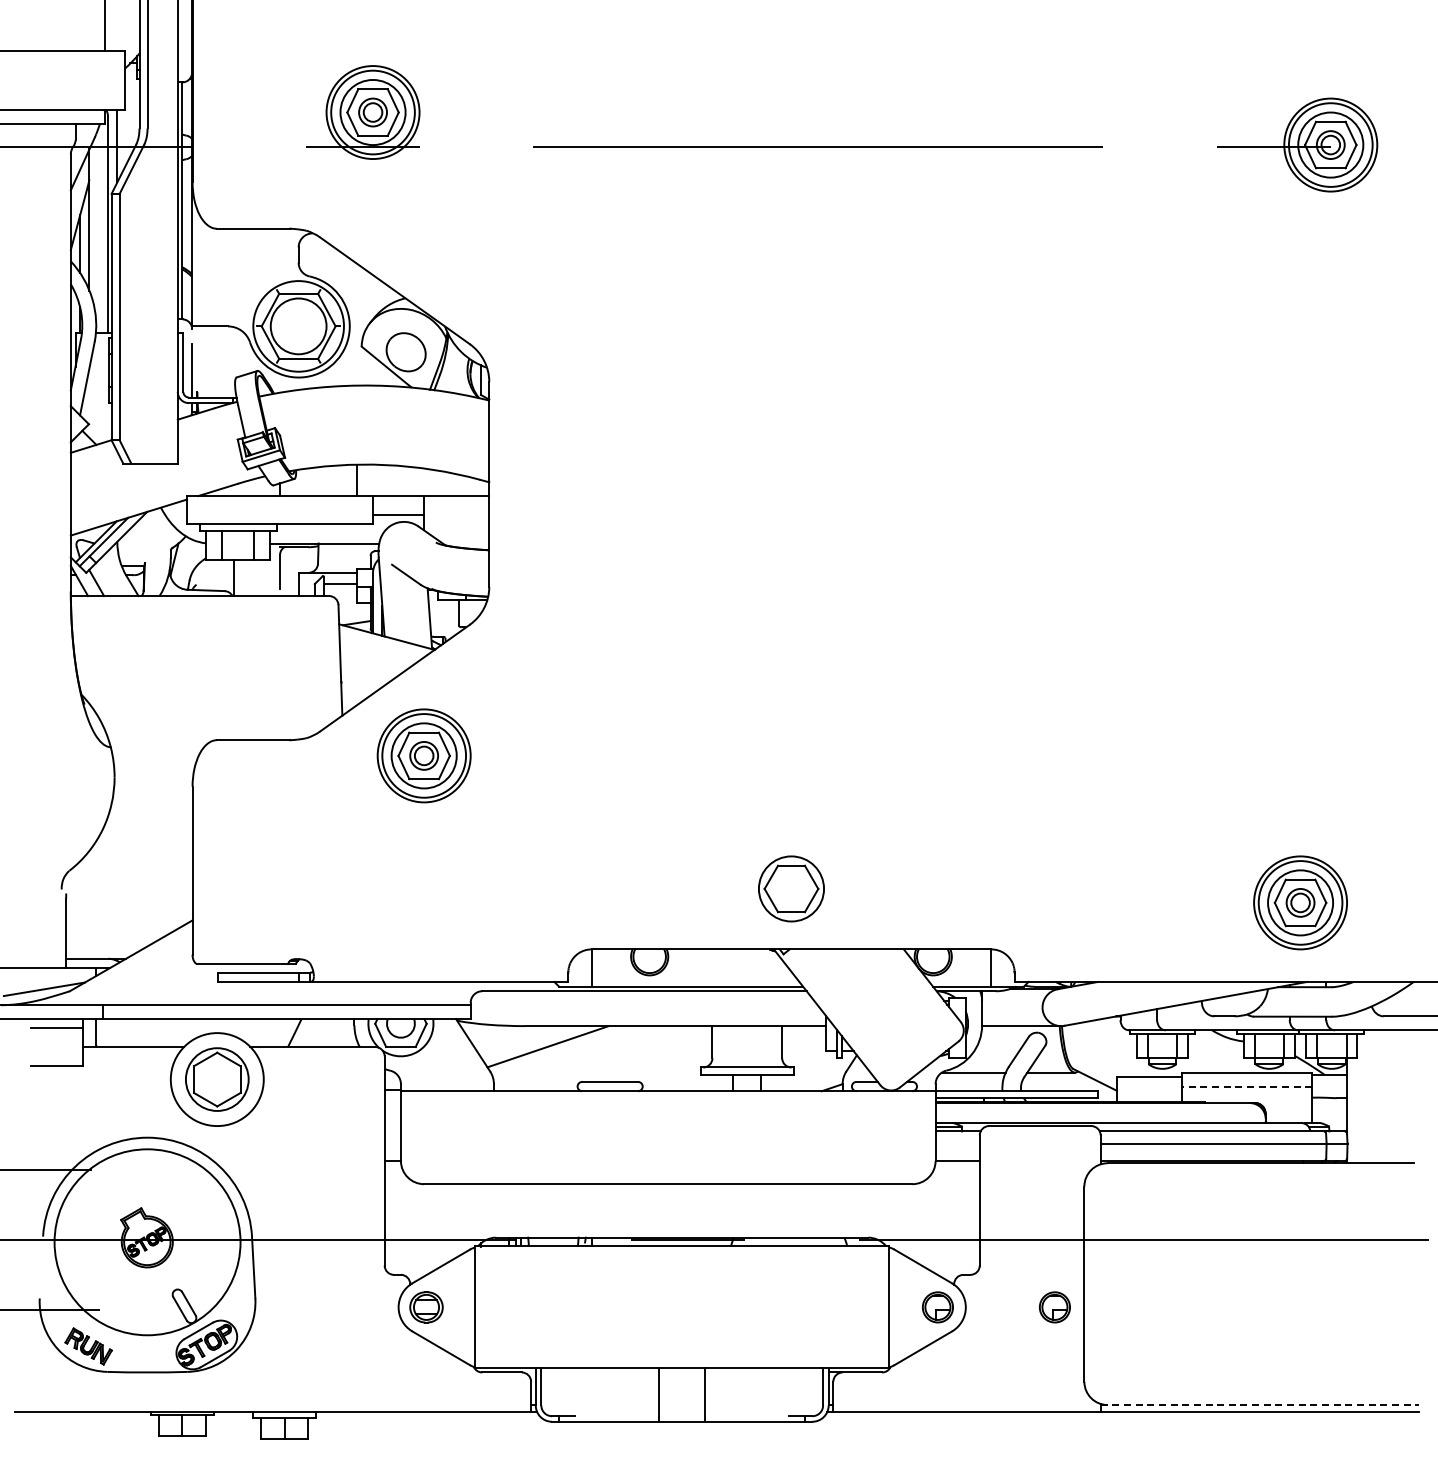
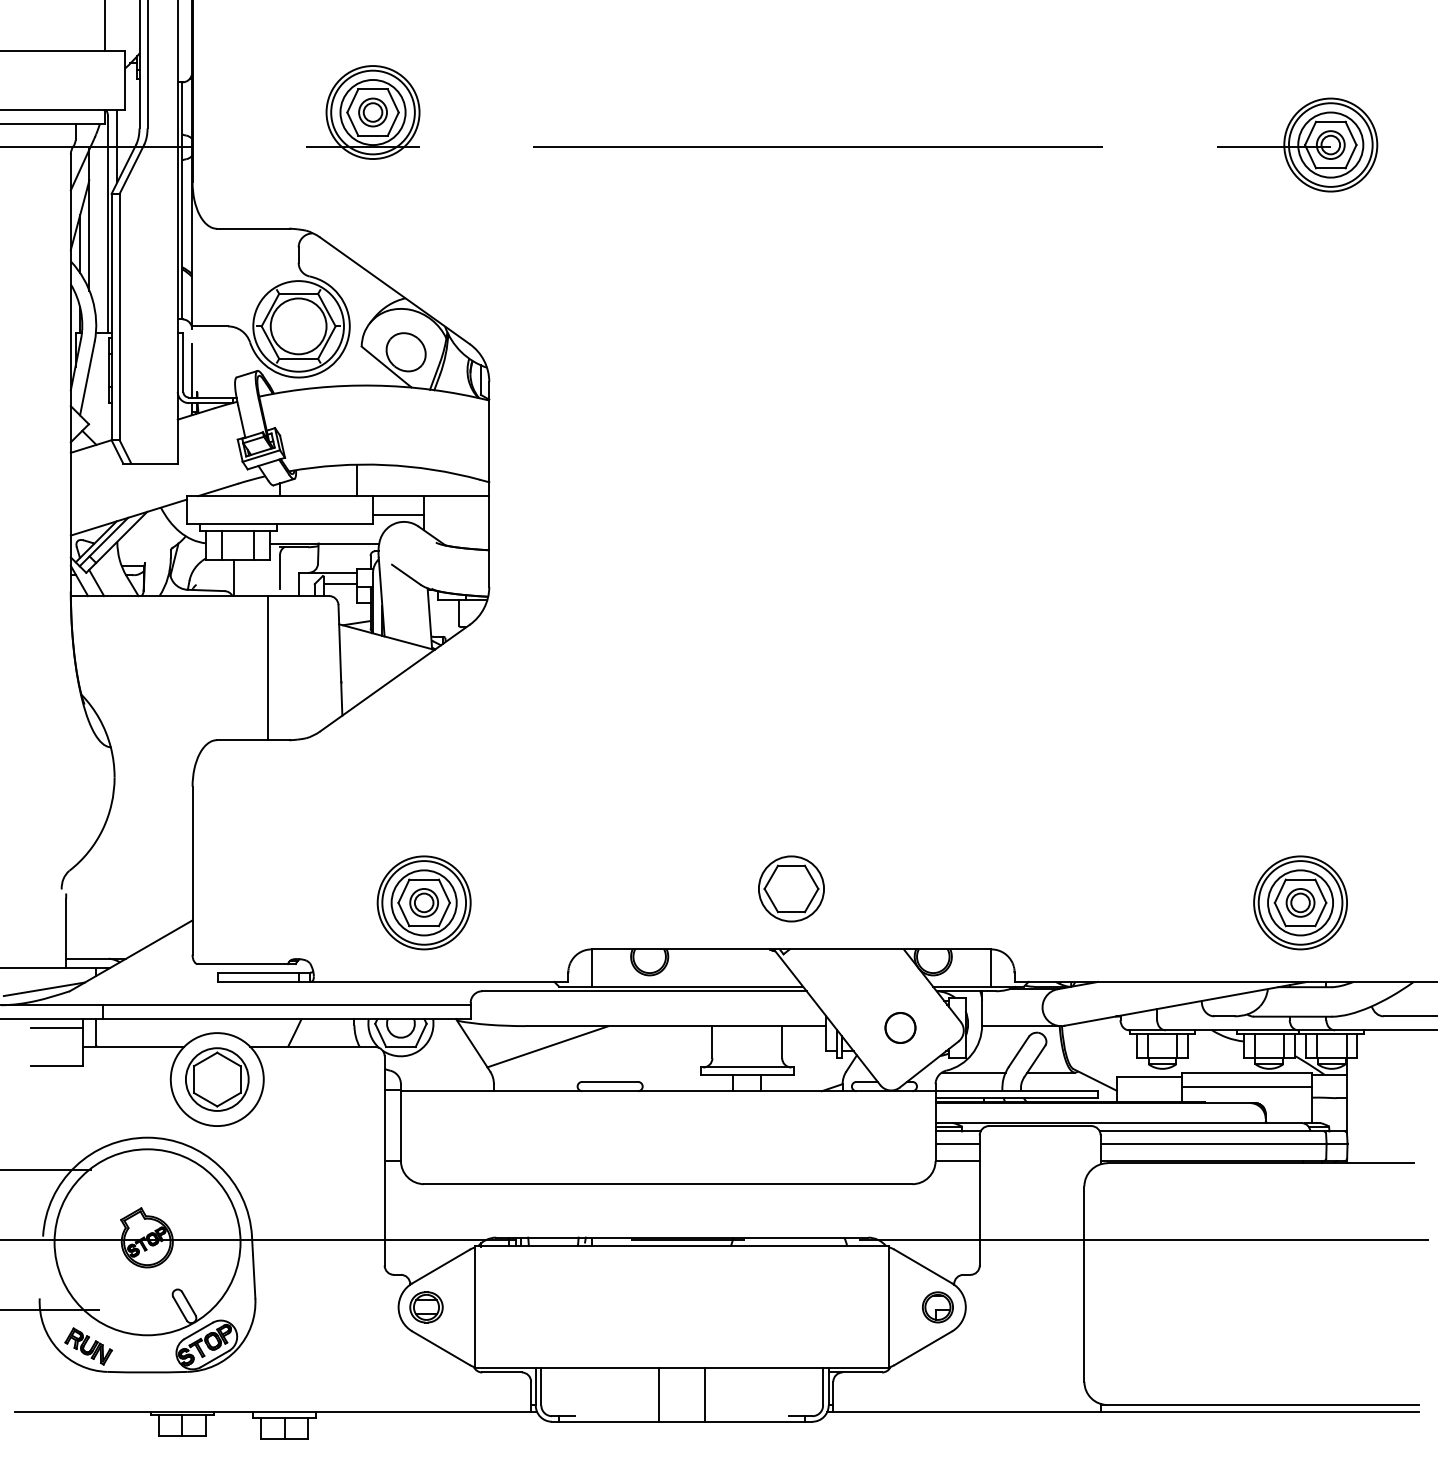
line: none -> present (268, 668)
part position: (423, 755) -> (423, 902) (423, 902)
circle: none -> present (900, 1027)
line: dashed -> solid (1246, 1086)
line: none -> present (957, 1143)
part: present -> none (1054, 1307)
line: dashed -> solid (1260, 1405)
